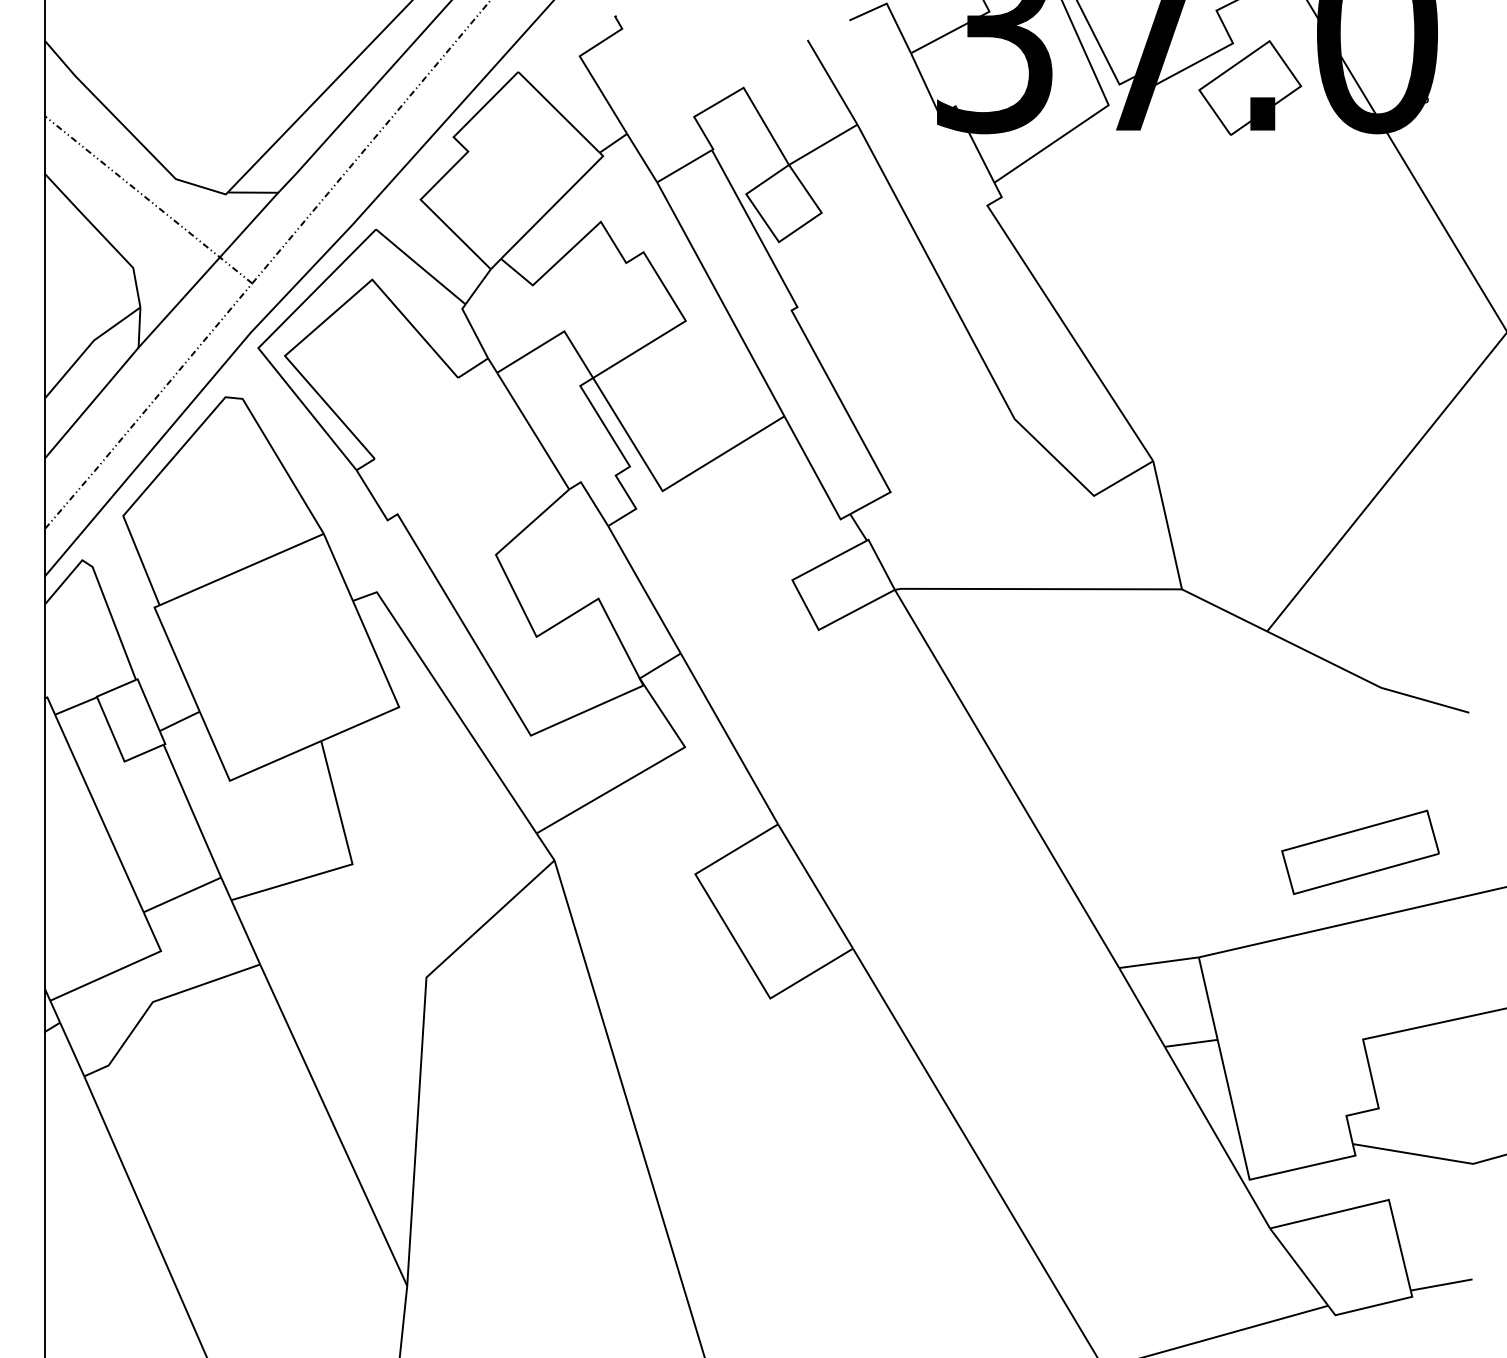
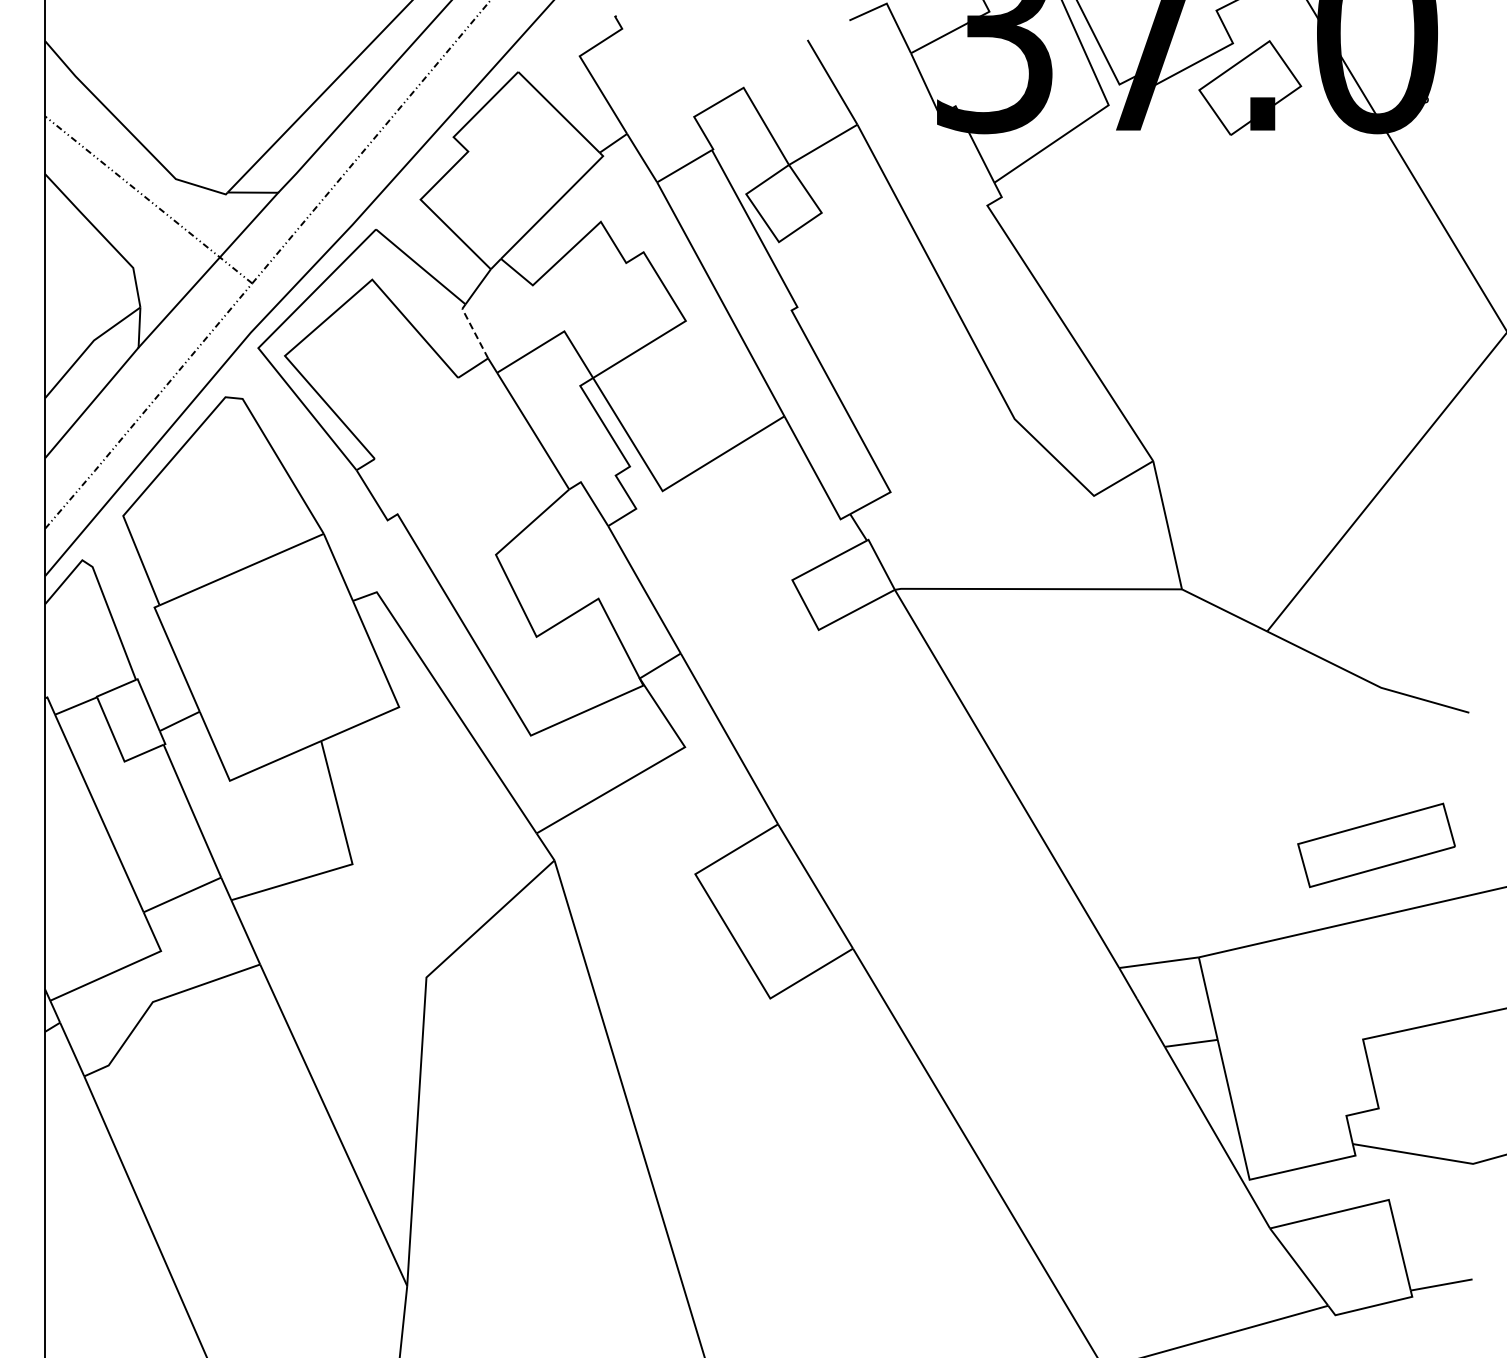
line: solid -> dashed (473, 330)
part position: (1360, 852) -> (1376, 845) (1376, 845)
